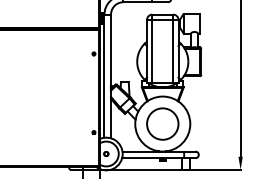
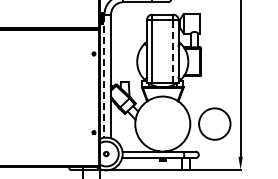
line: solid -> dashed (173, 50)
line: solid -> dashed (104, 76)
circle position: (162, 123) -> (214, 123) (214, 123)
